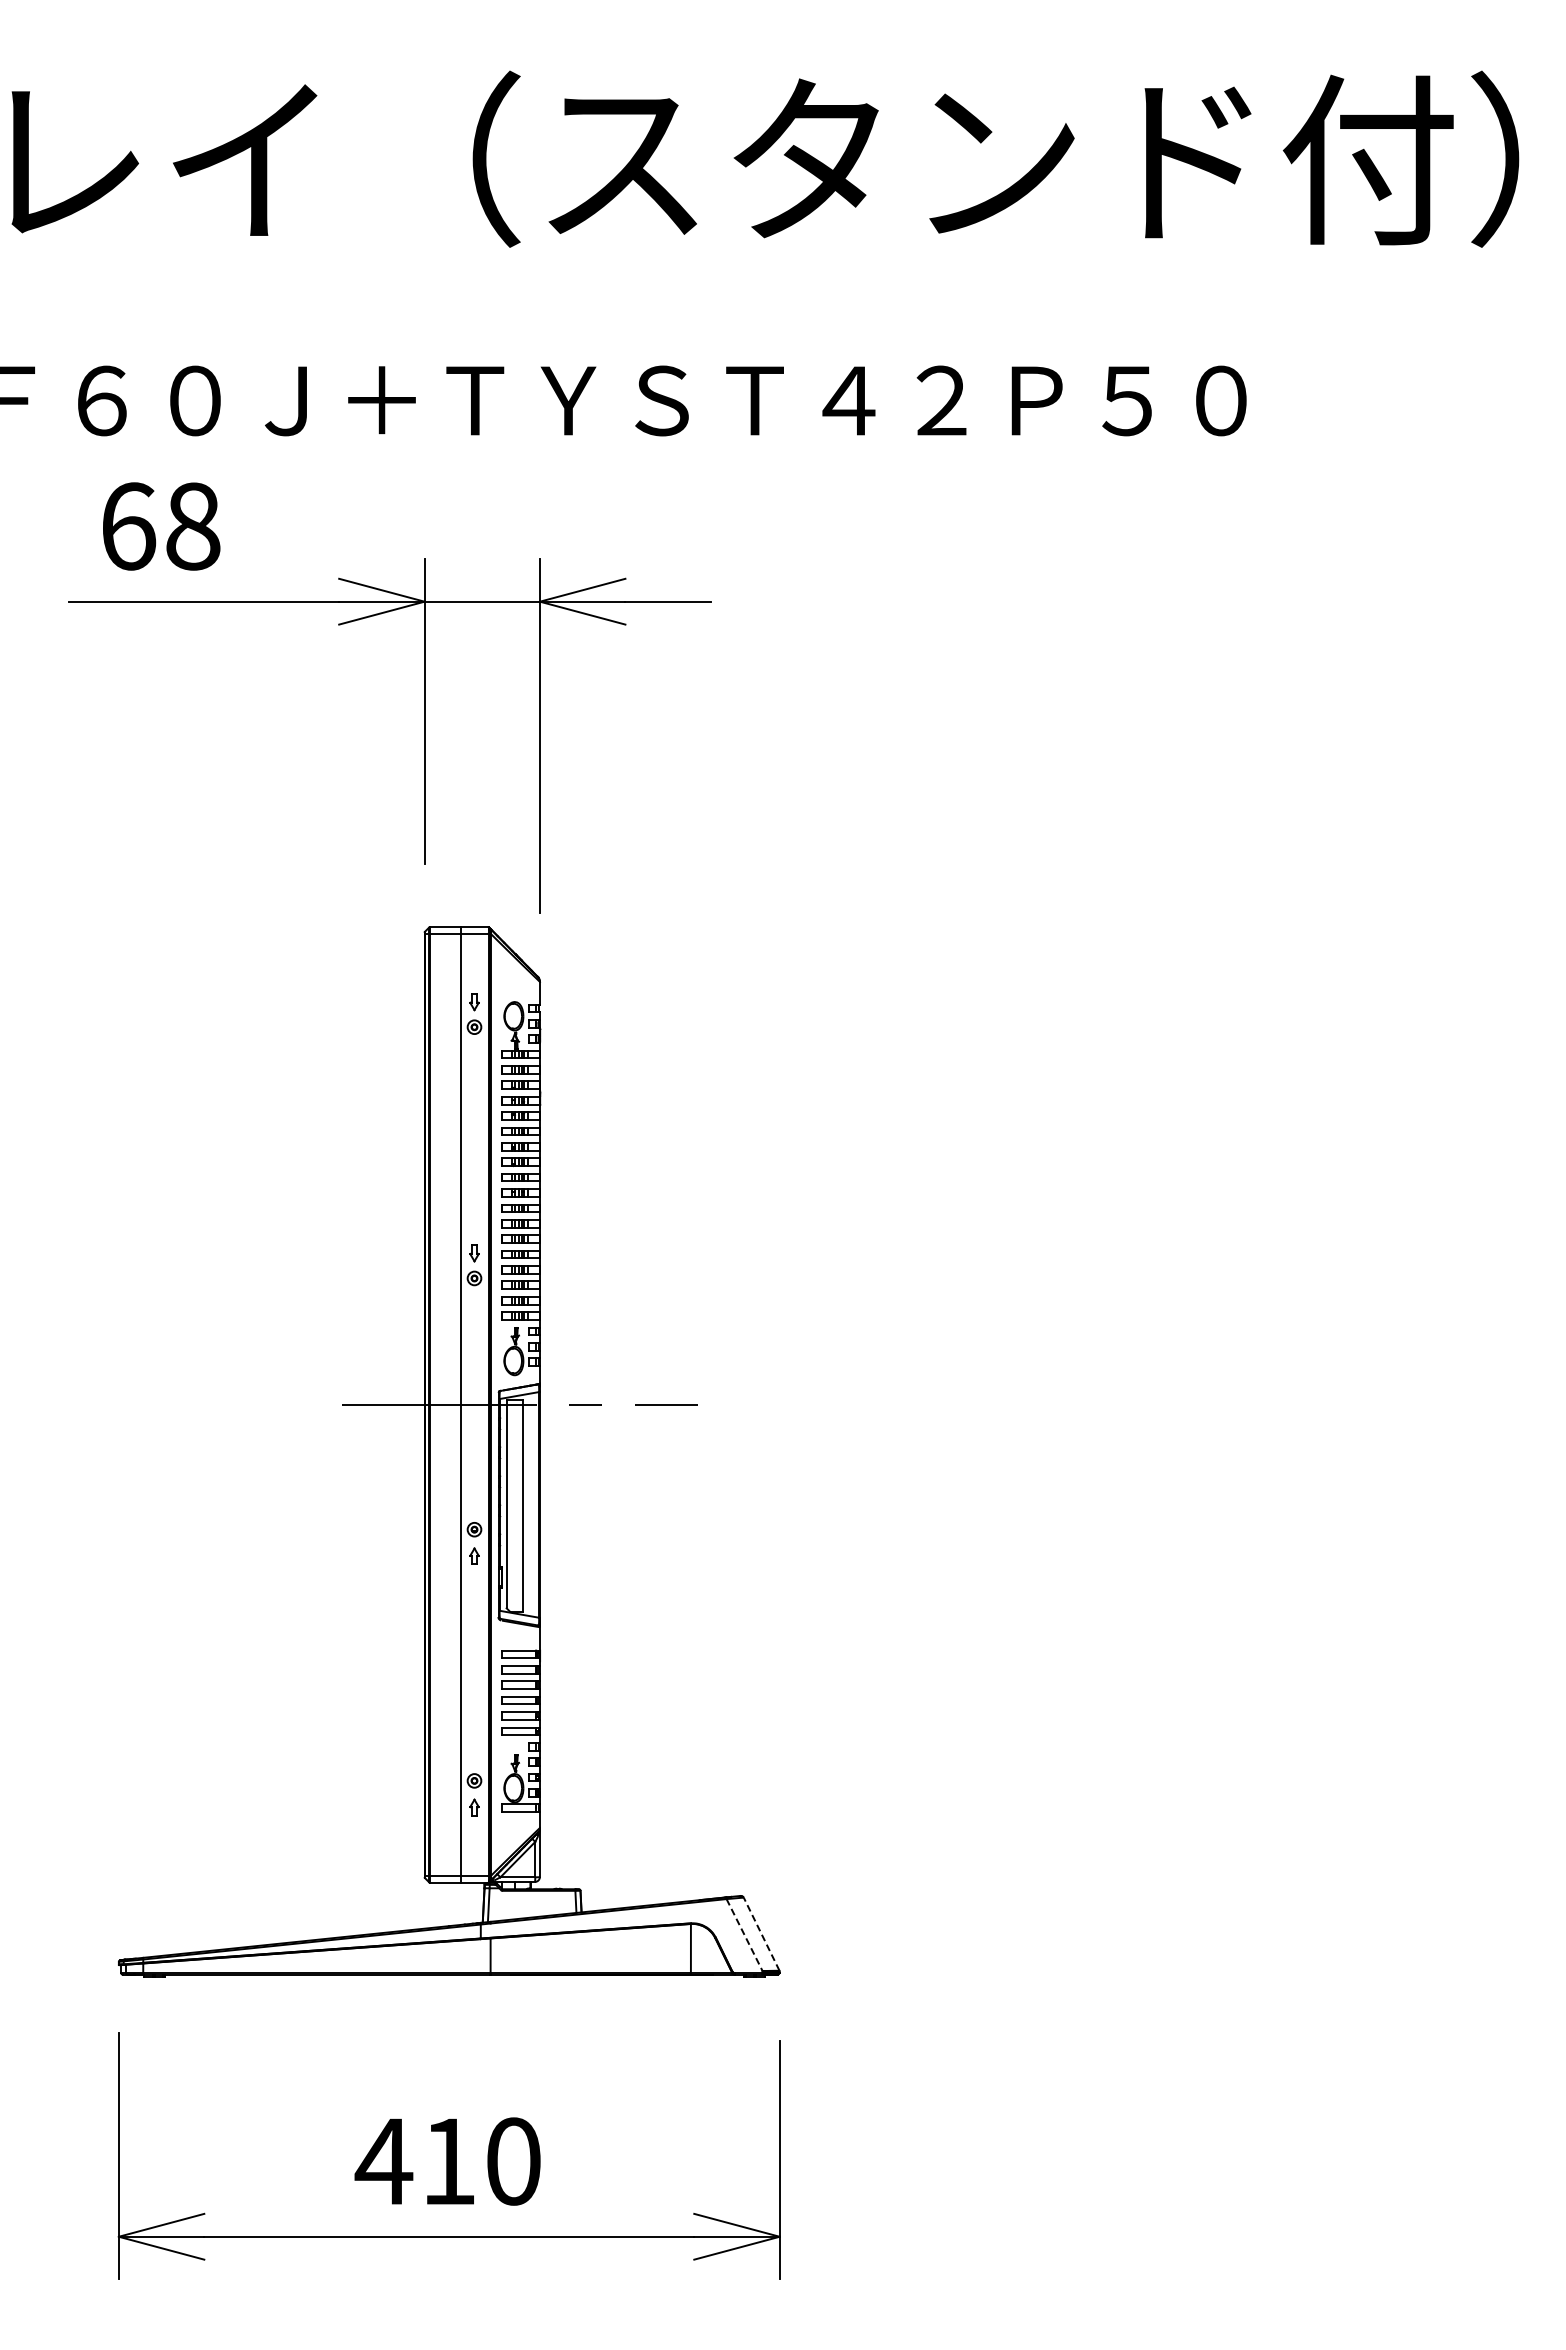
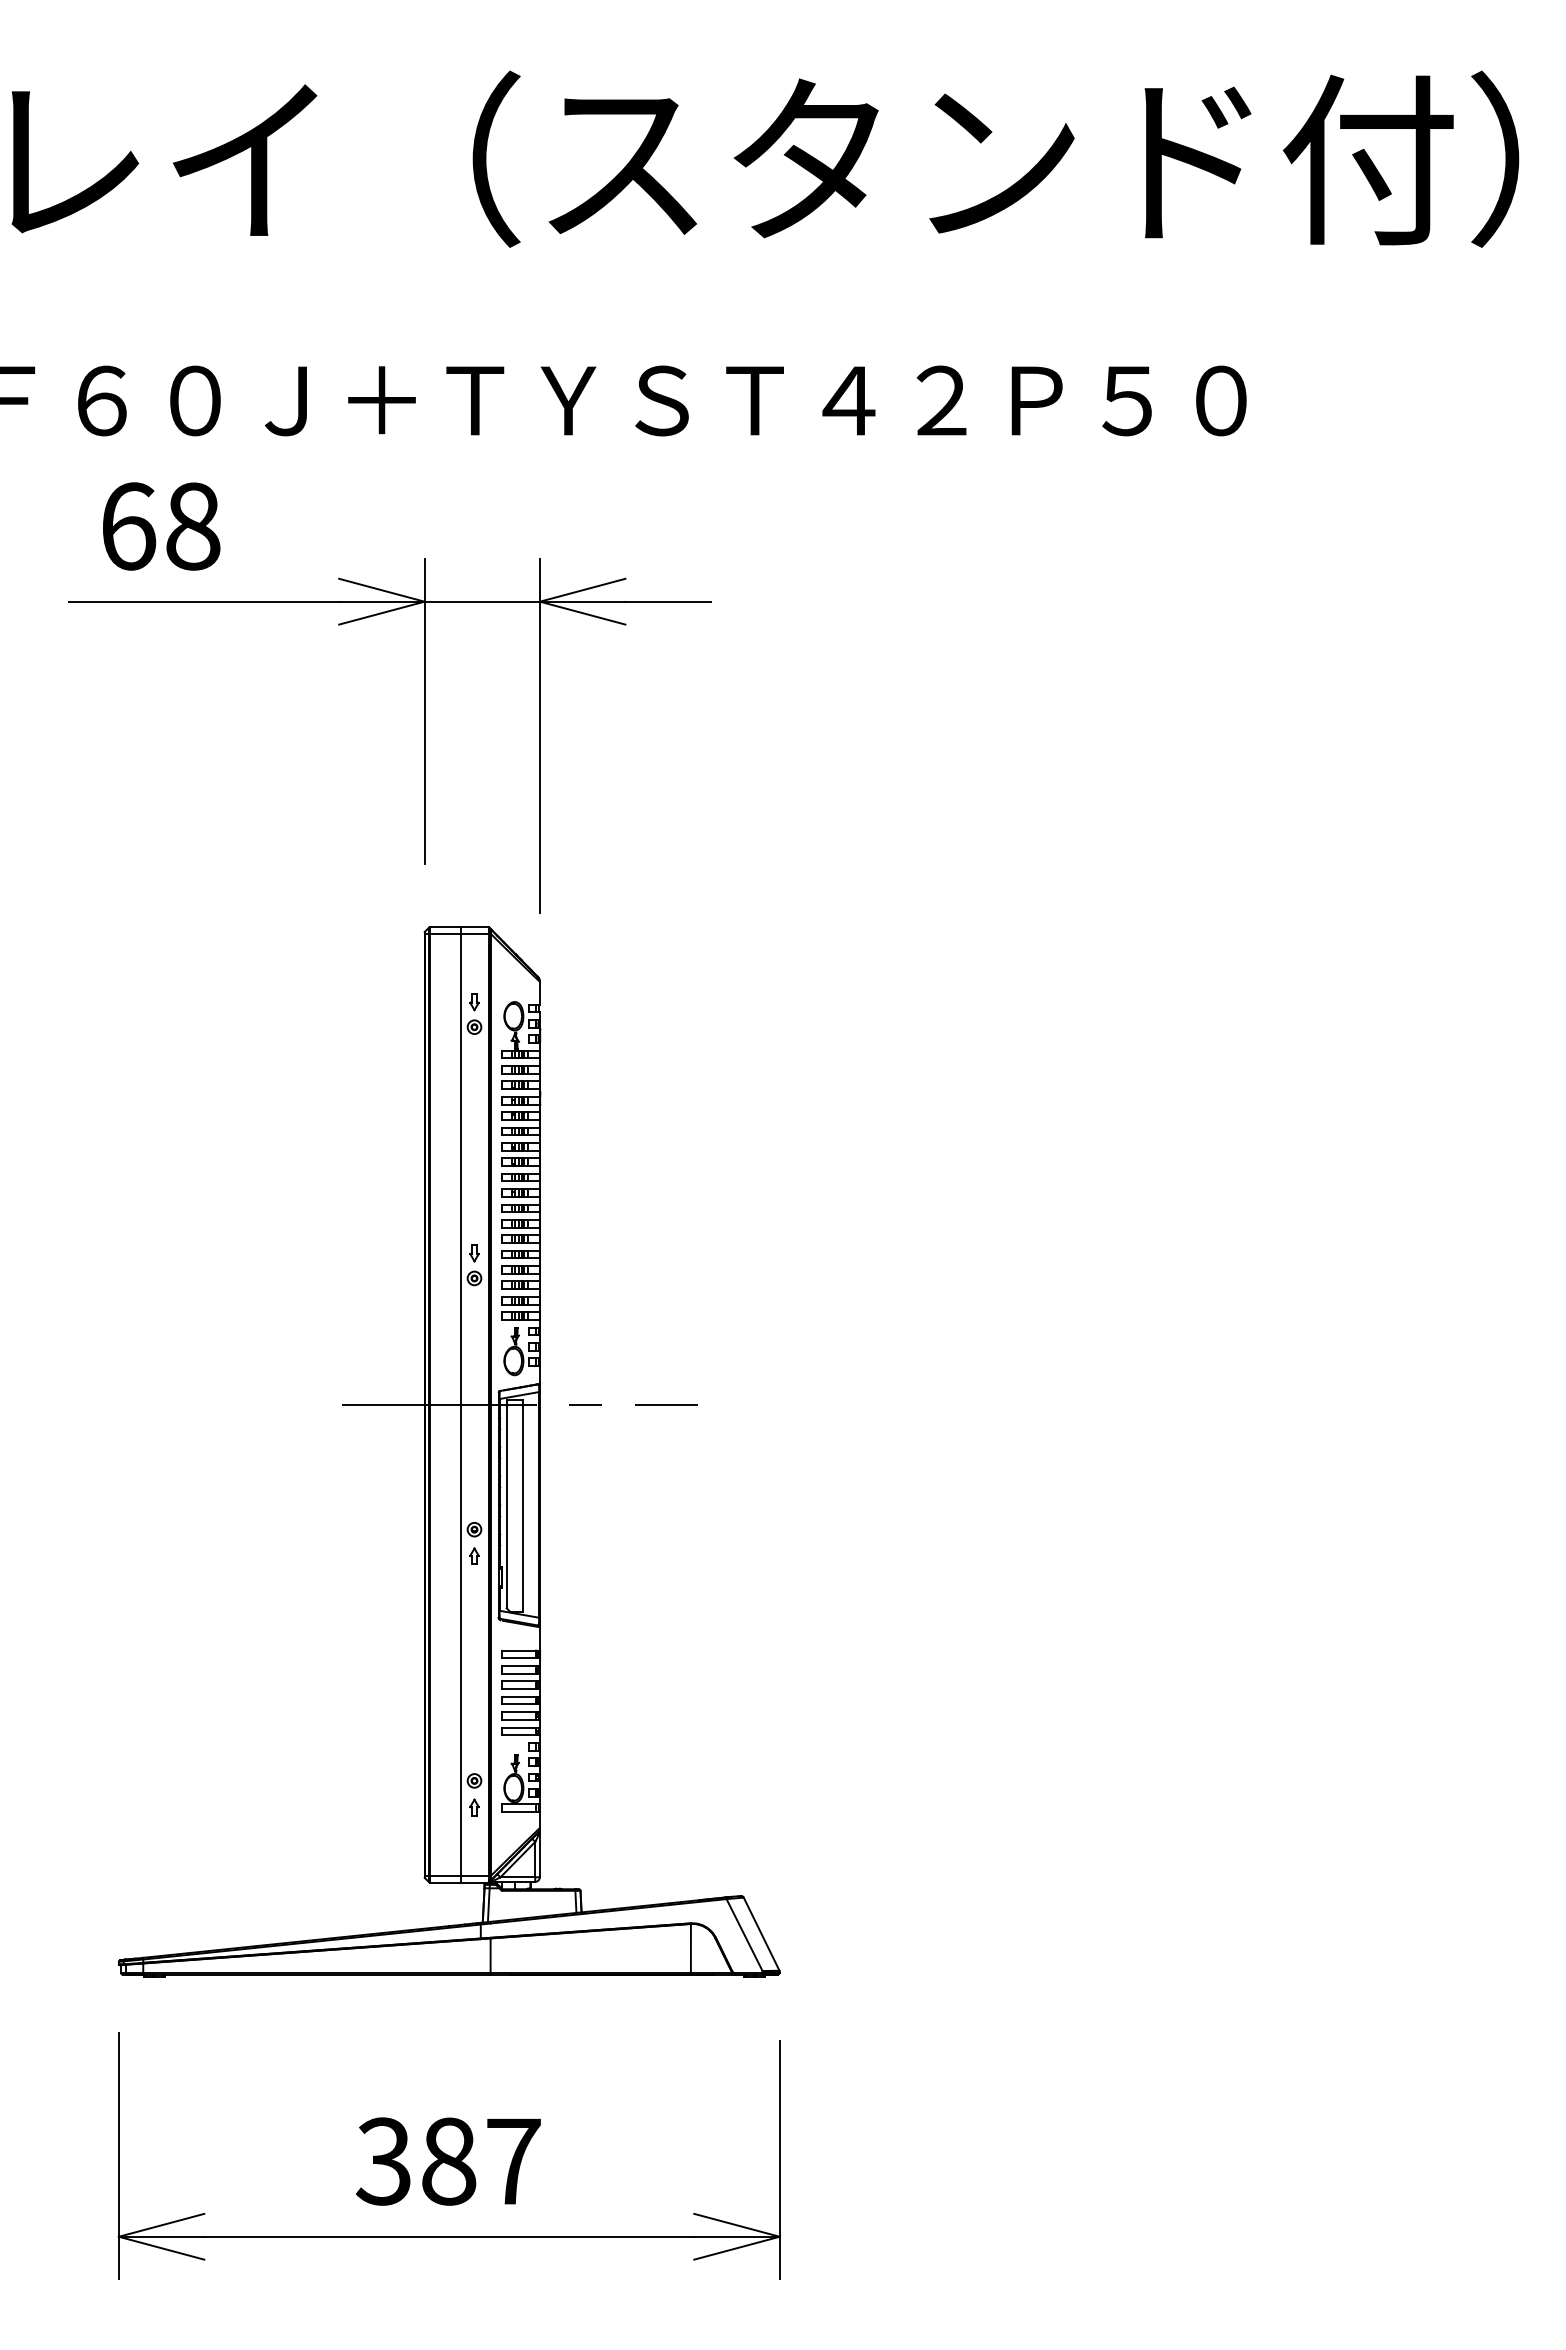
line: dashed -> solid (761, 1934)
line: dashed -> solid (744, 1935)
text: 410 -> 387 (447, 2161)
